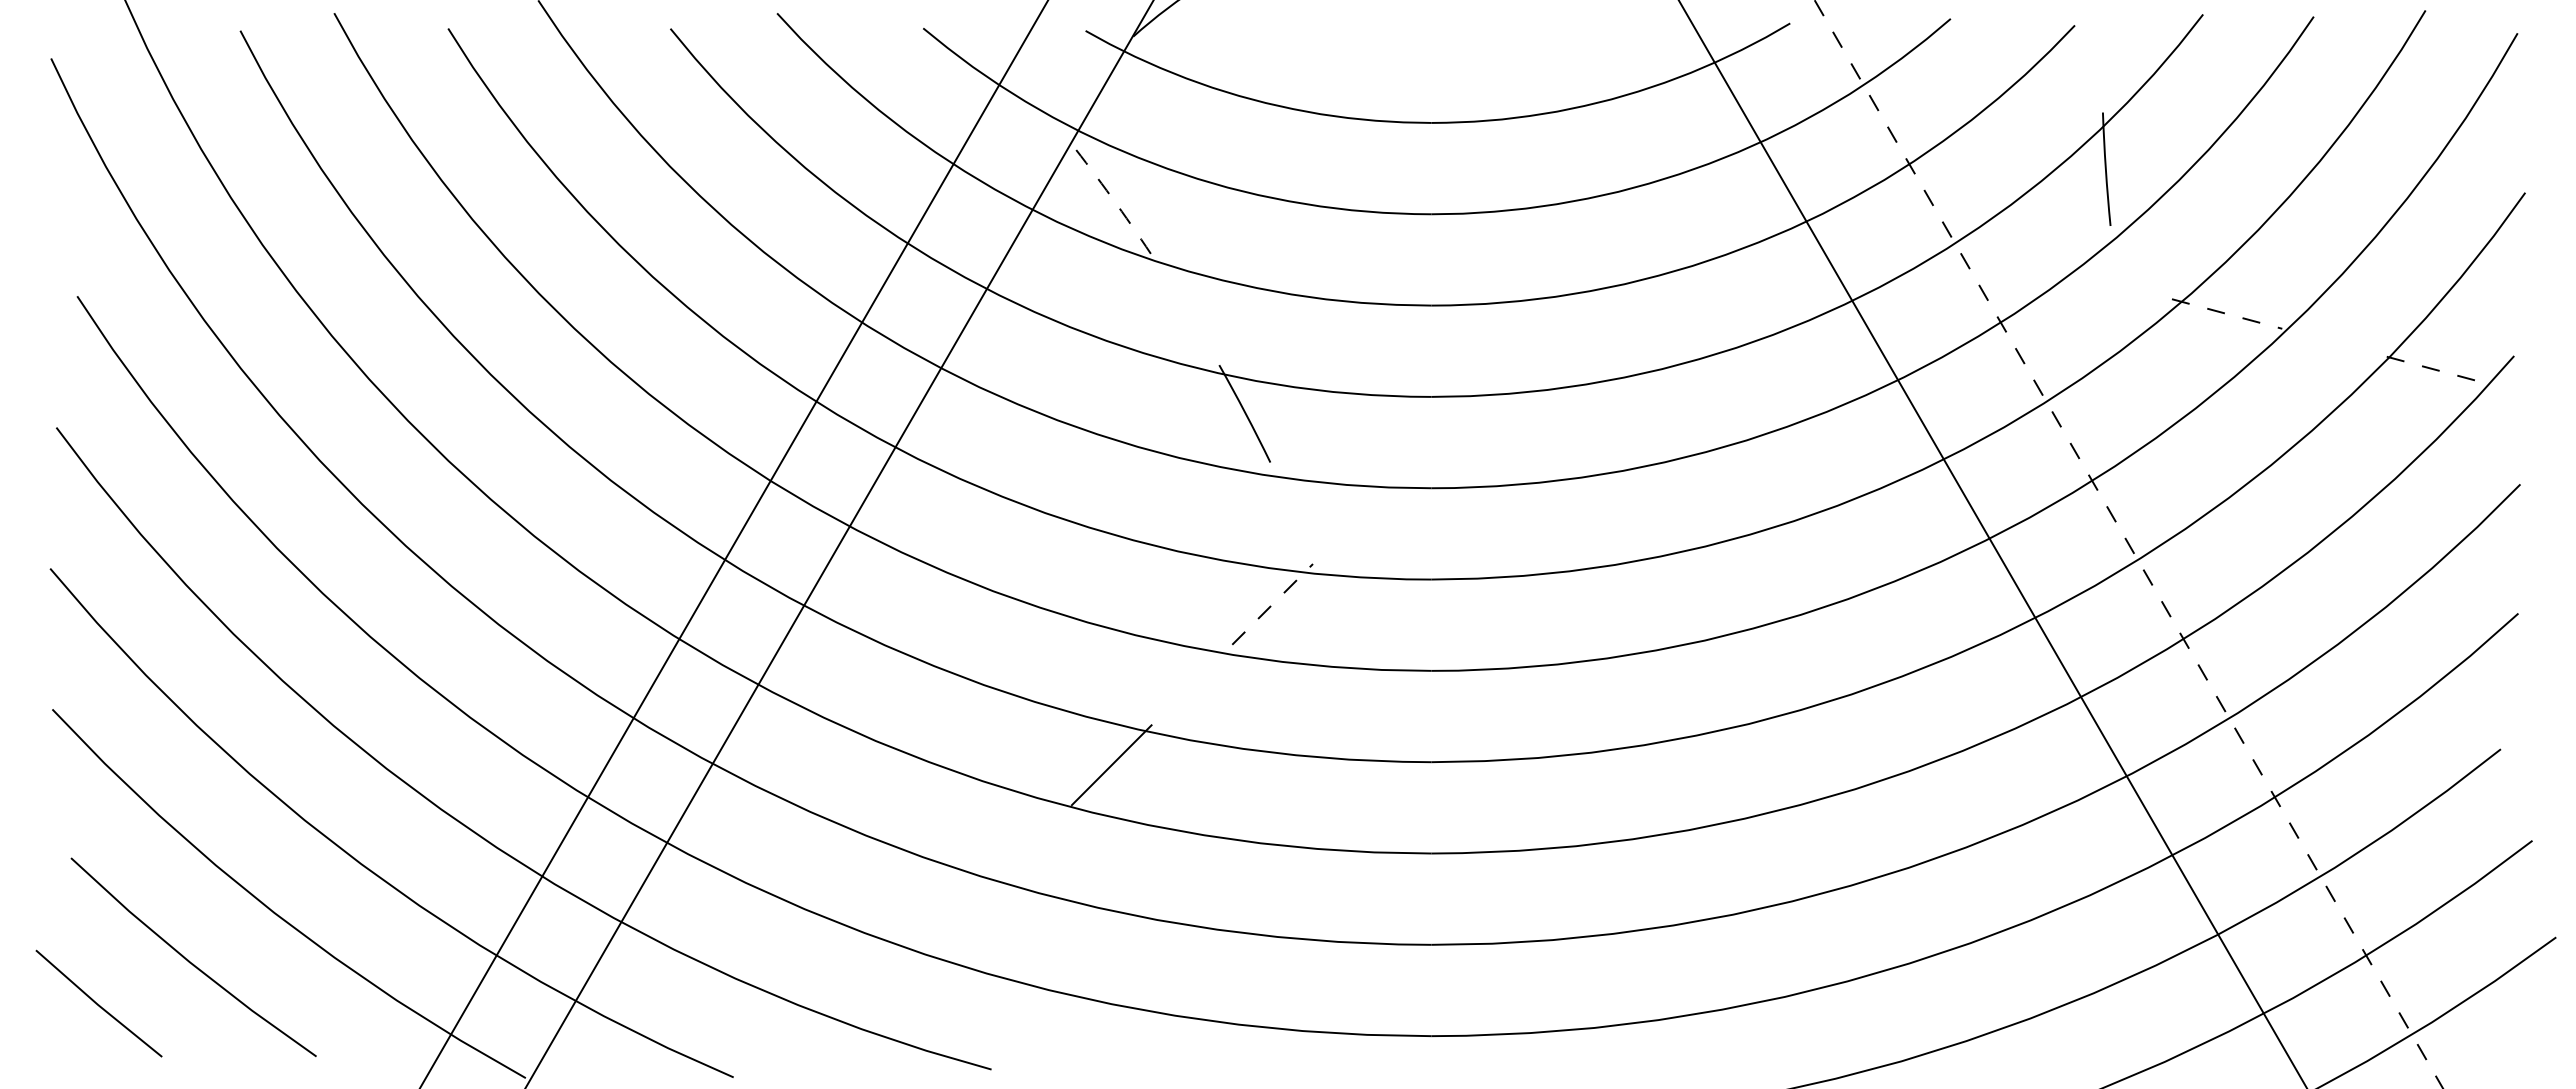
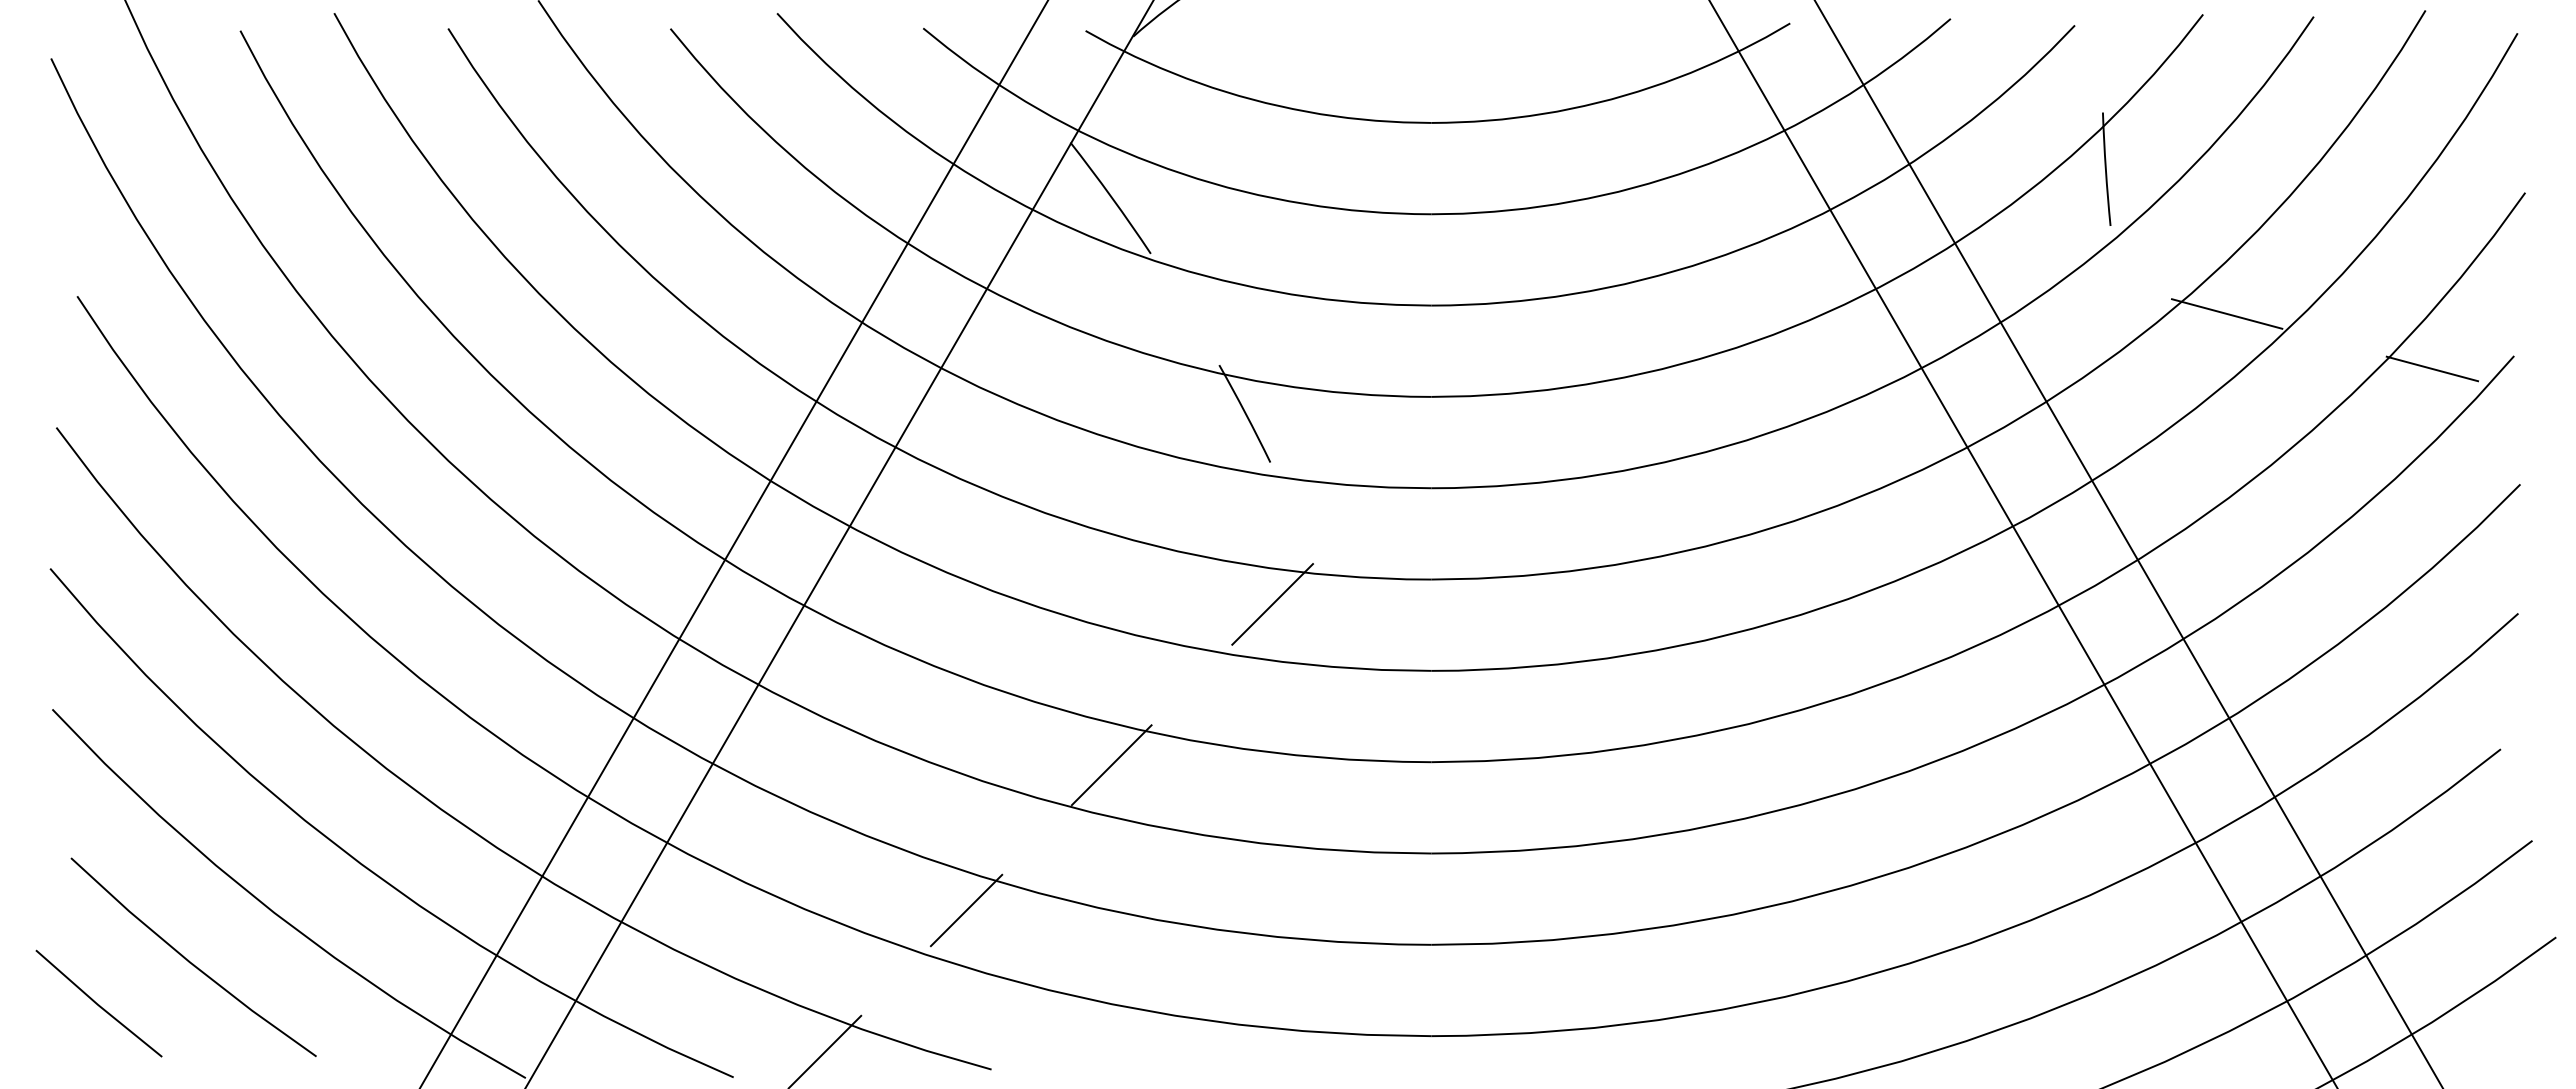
arc: dashed -> solid (1111, 197)
line: dashed -> solid (2227, 314)
line: dashed -> solid (2432, 369)
line position: (1992, 543) -> (2022, 543) (2022, 543)
line: dashed -> solid (2128, 544)
line: dashed -> solid (1273, 604)
line: none -> present (966, 910)
line: none -> present (826, 1050)
